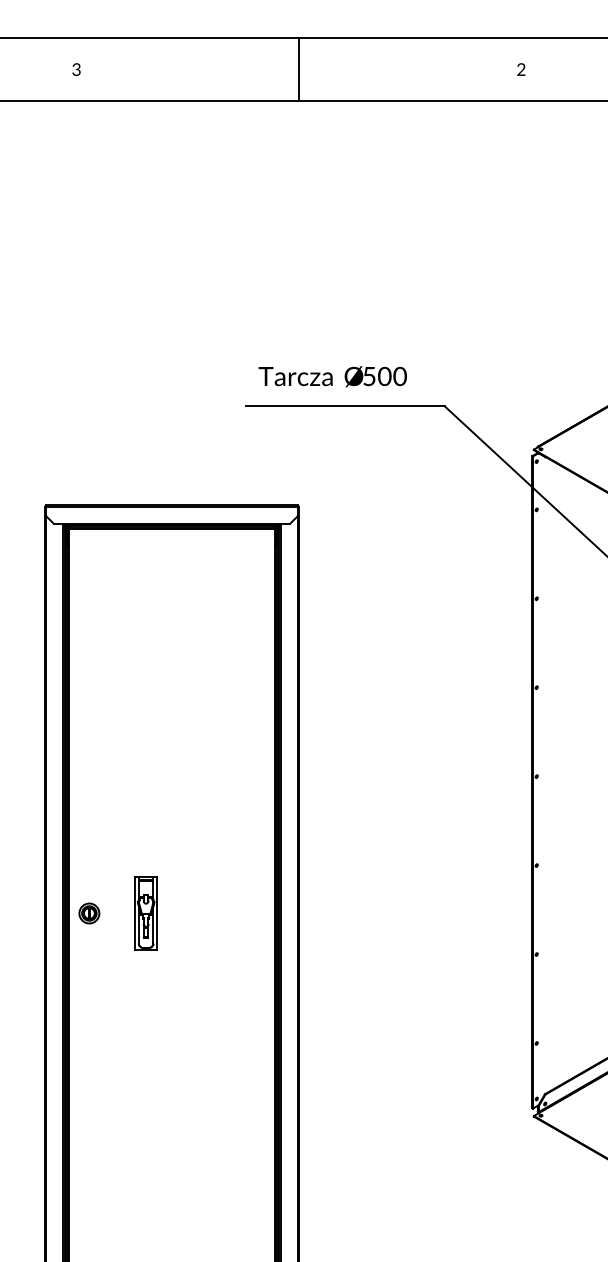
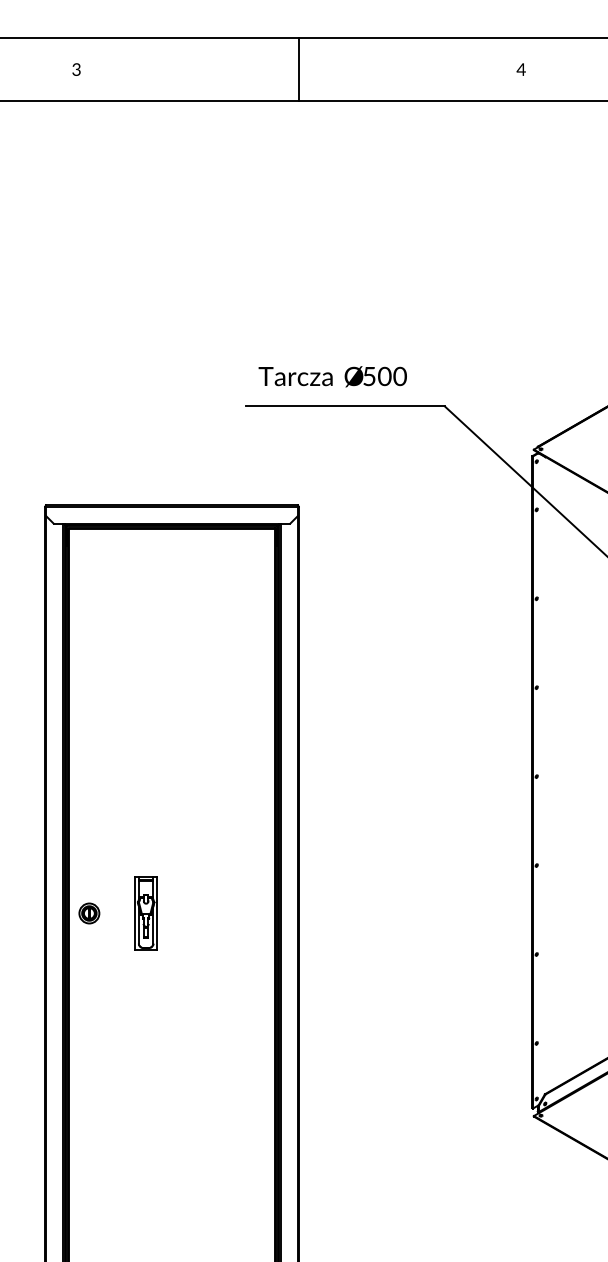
text: 2 -> 4 (520, 69)
